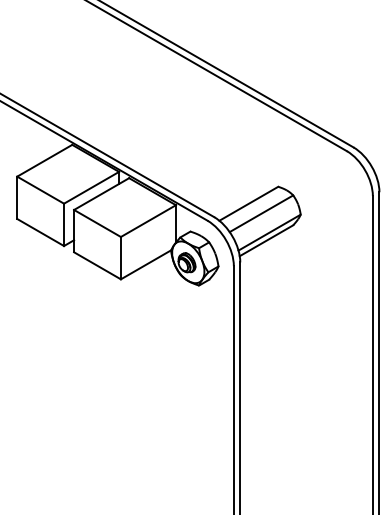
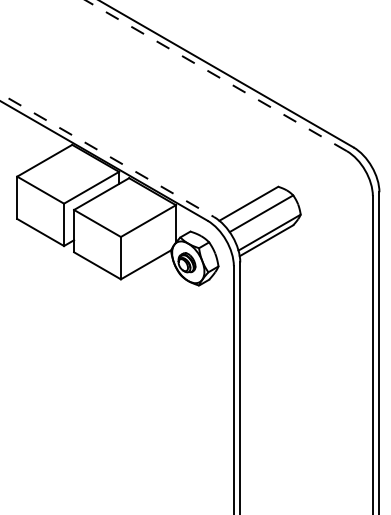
line: solid -> dashed (216, 75)
line: solid -> dashed (107, 155)
